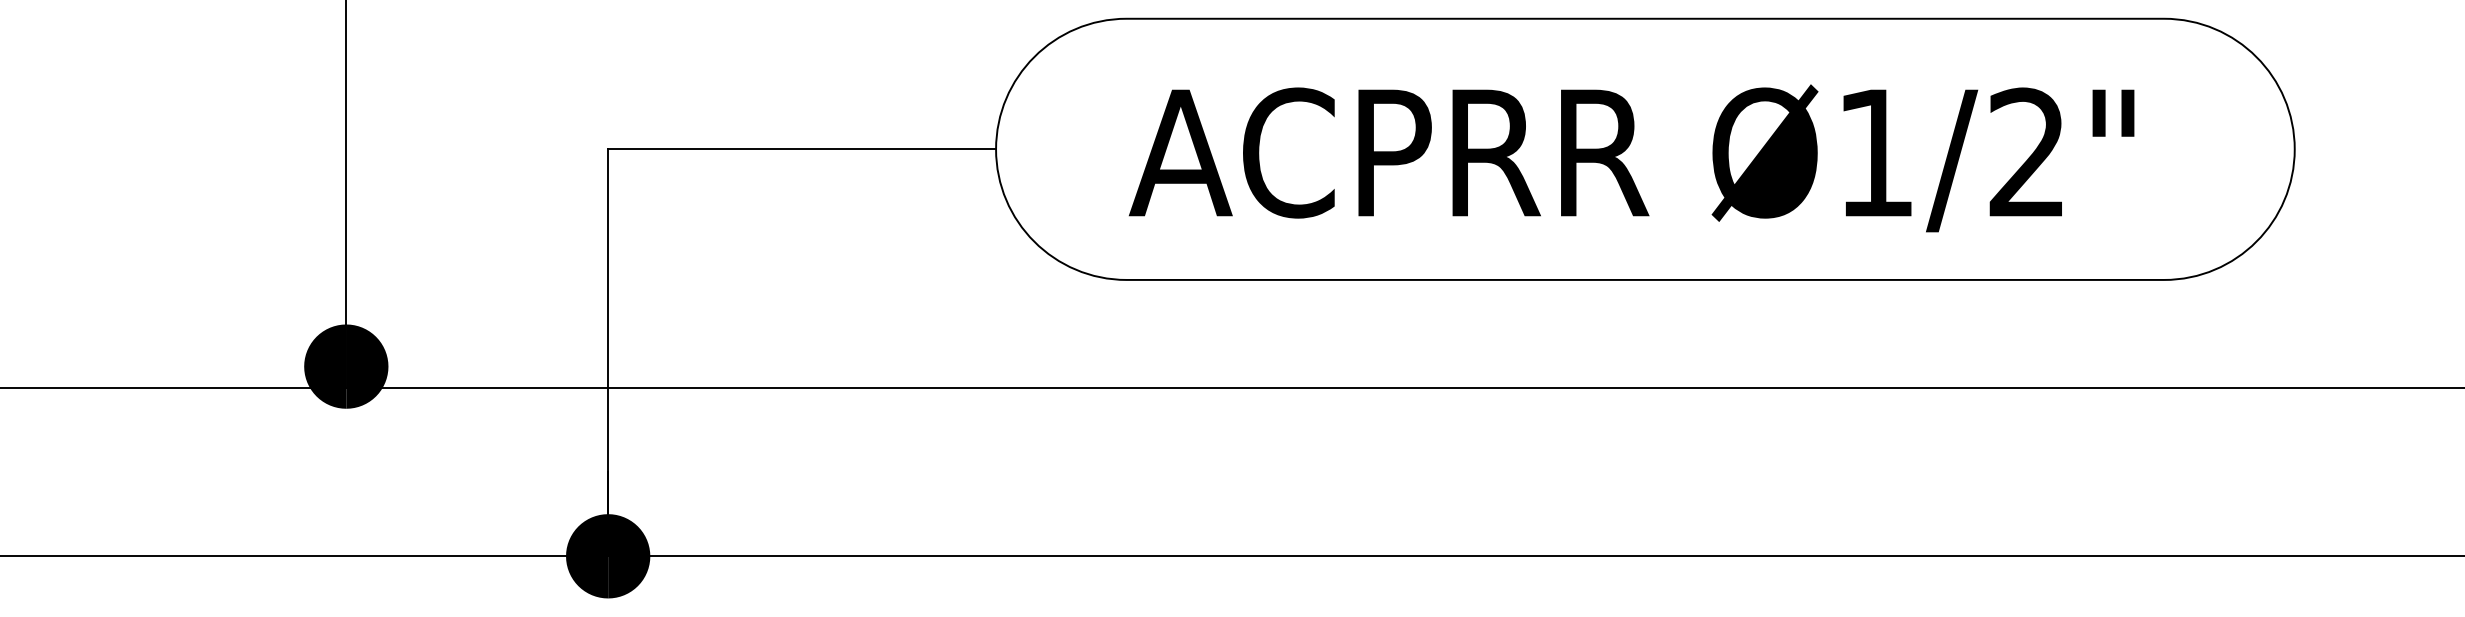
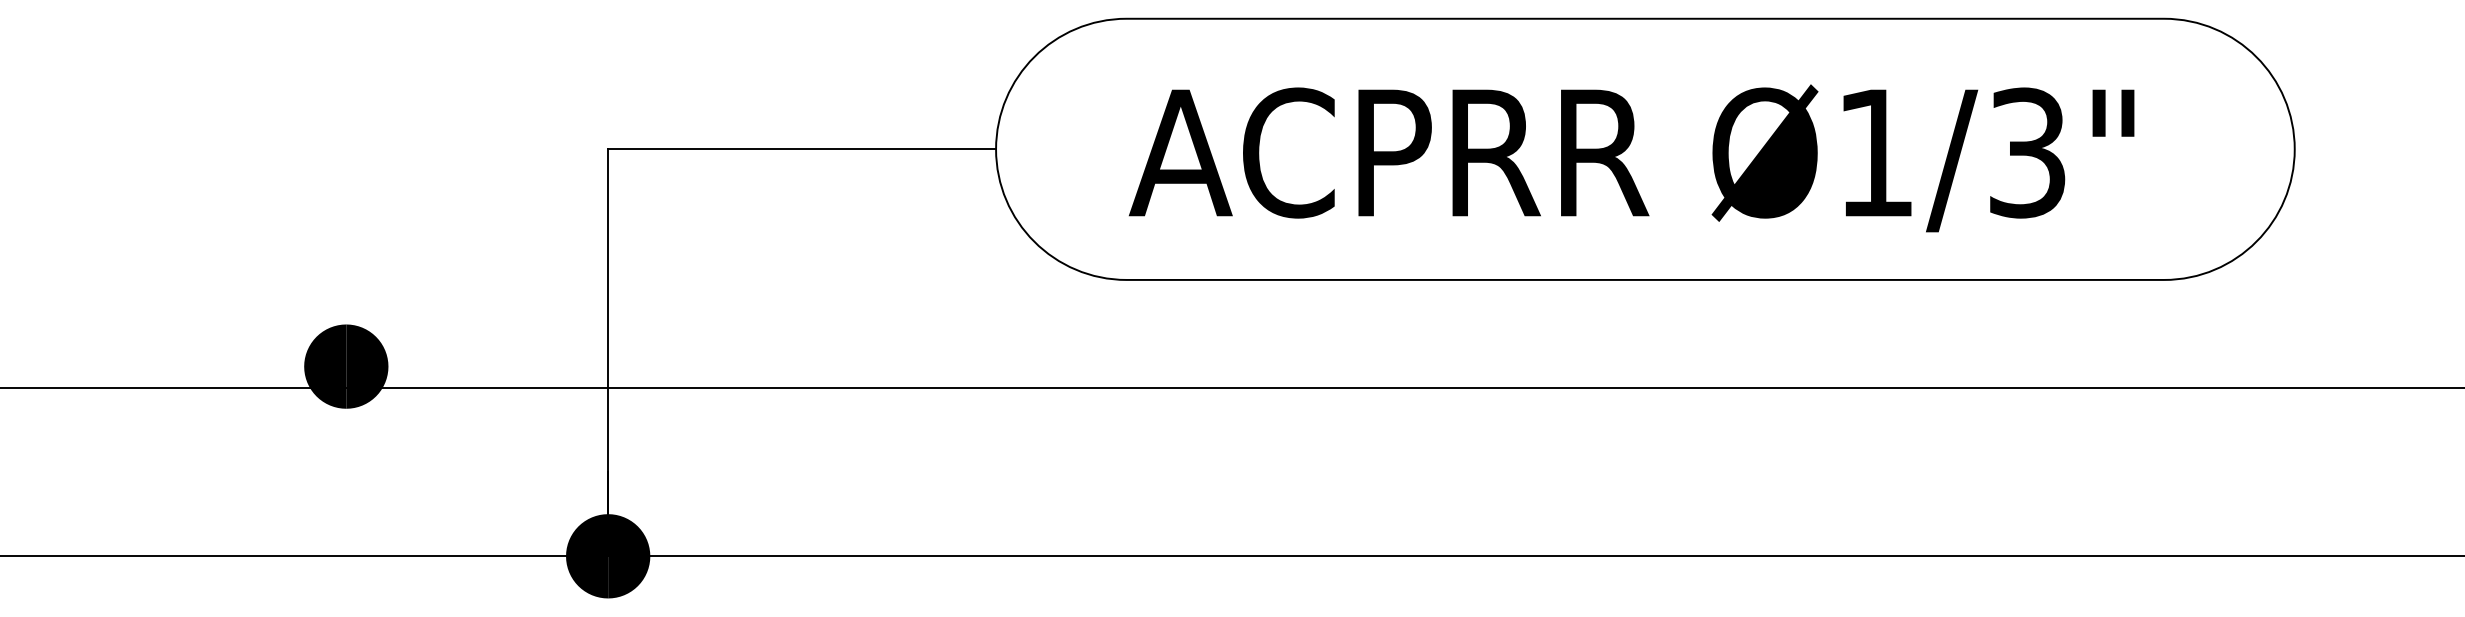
text: Ø1/2" -> Ø1/3" (2027, 152)
line: present -> none (346, 194)
